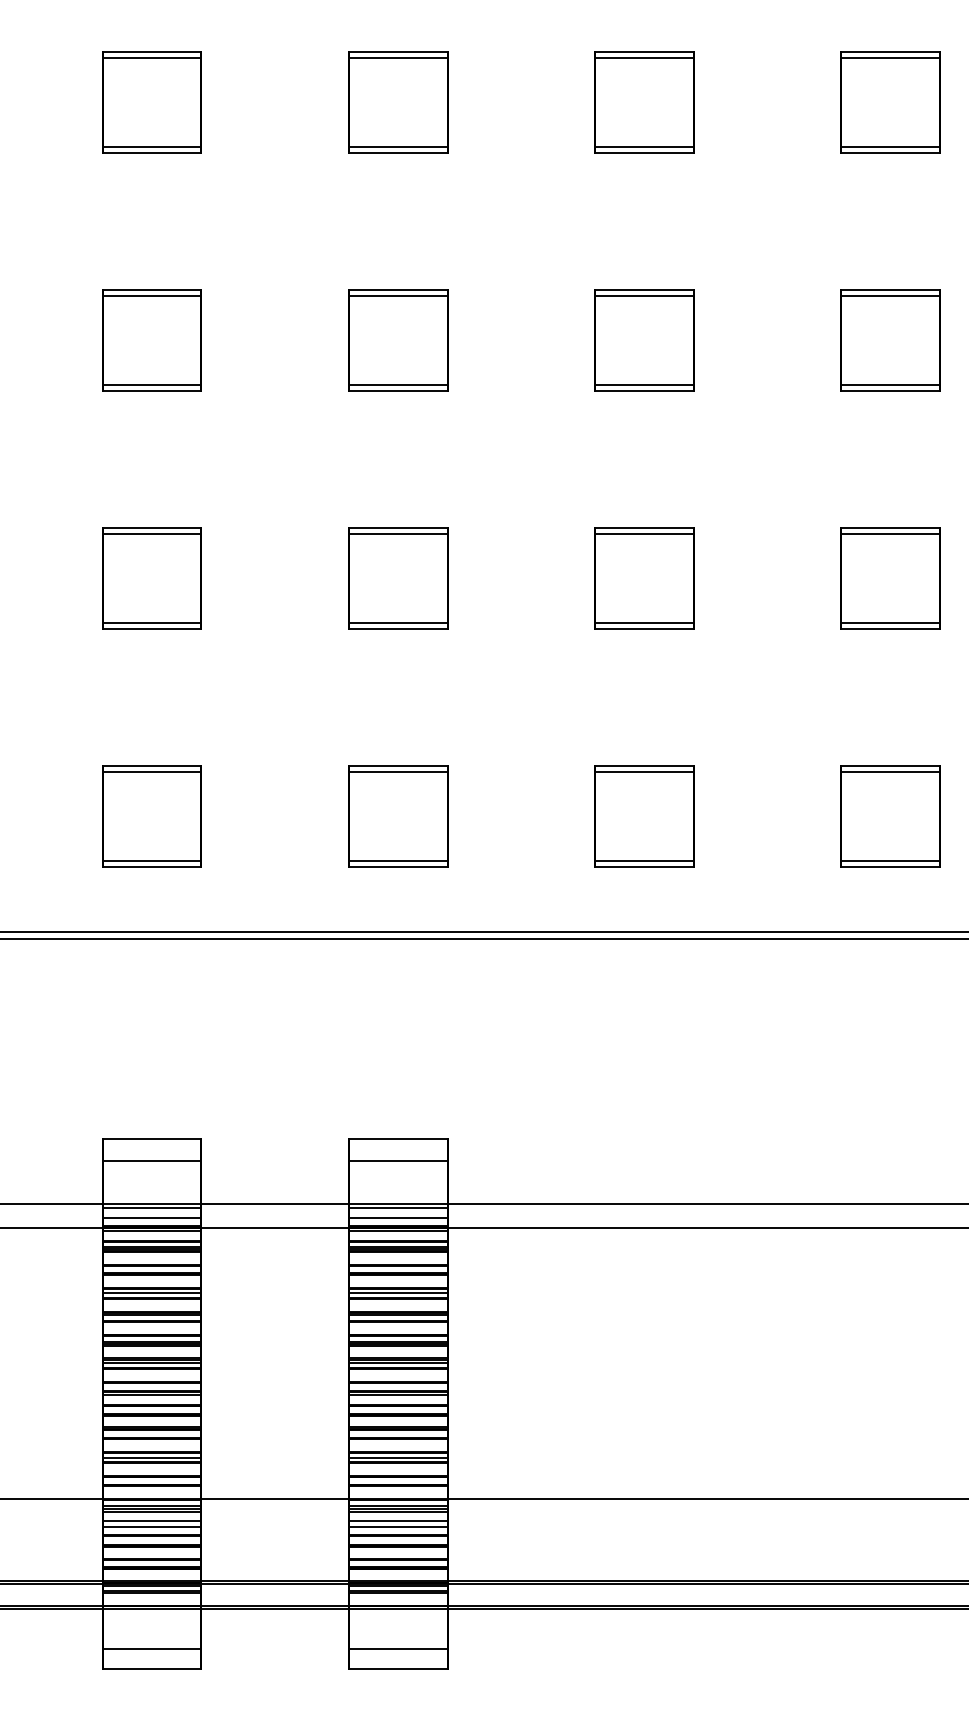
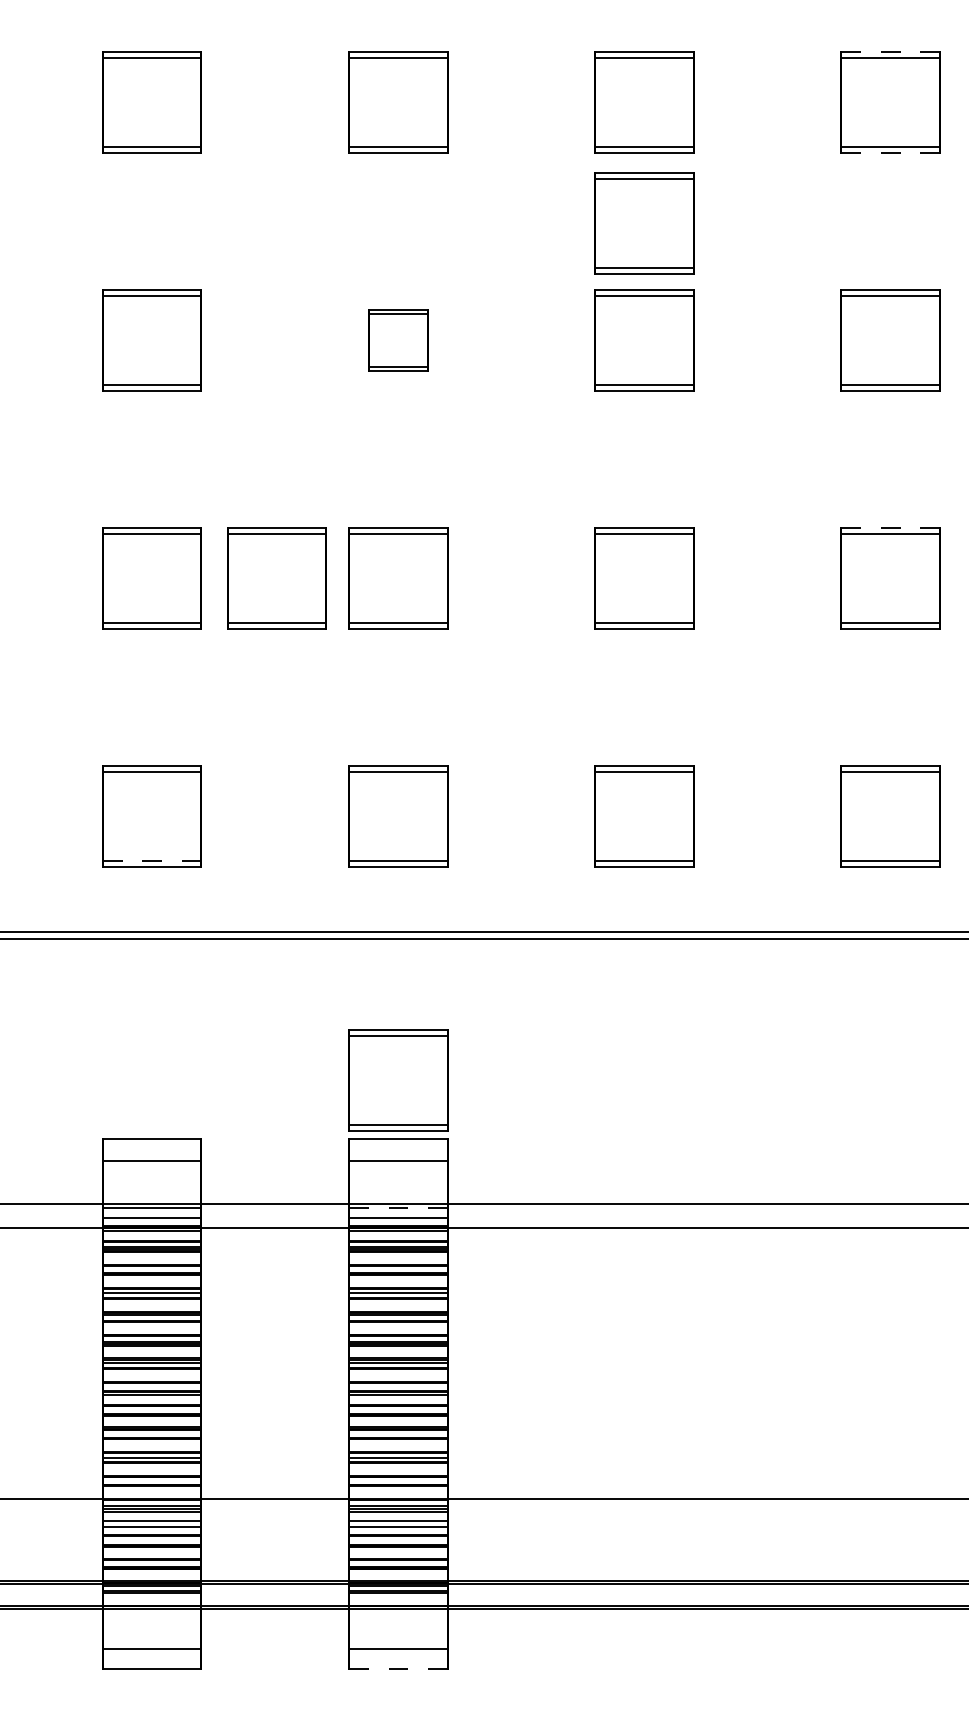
line: solid -> dashed (891, 51)
line: solid -> dashed (890, 153)
part: none -> present (644, 223)
part size: 101x103 px -> 61x63 px (398, 340)
line: solid -> dashed (891, 527)
part: none -> present (276, 578)
line: solid -> dashed (151, 861)
part: none -> present (398, 1080)
line: solid -> dashed (397, 1208)
line: solid -> dashed (397, 1669)
